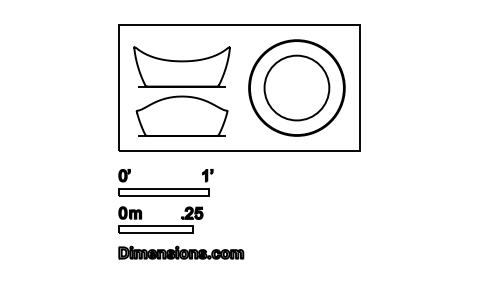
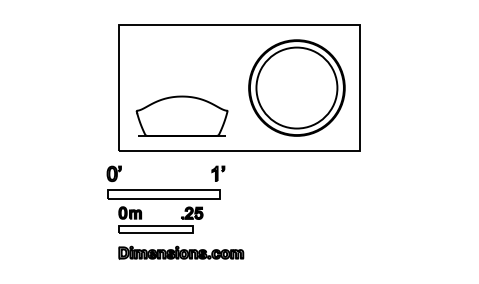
part: present -> none (181, 66)
circle diameter: 65 px -> 81 px (296, 87)
part size: 96x28 px -> 120x35 px (165, 182)
